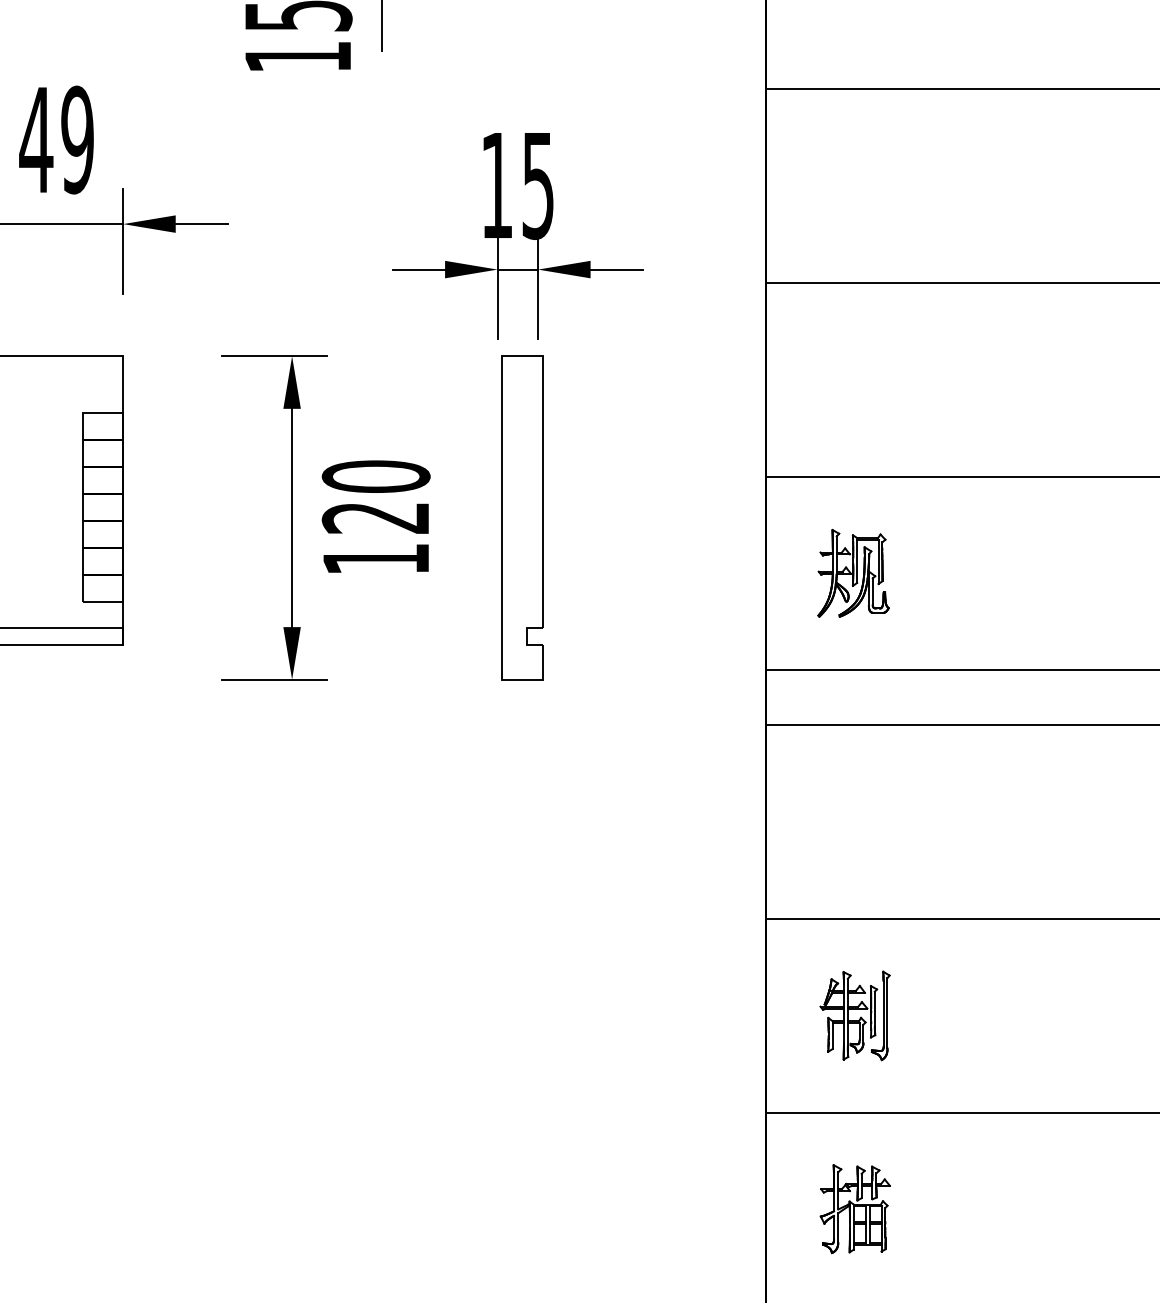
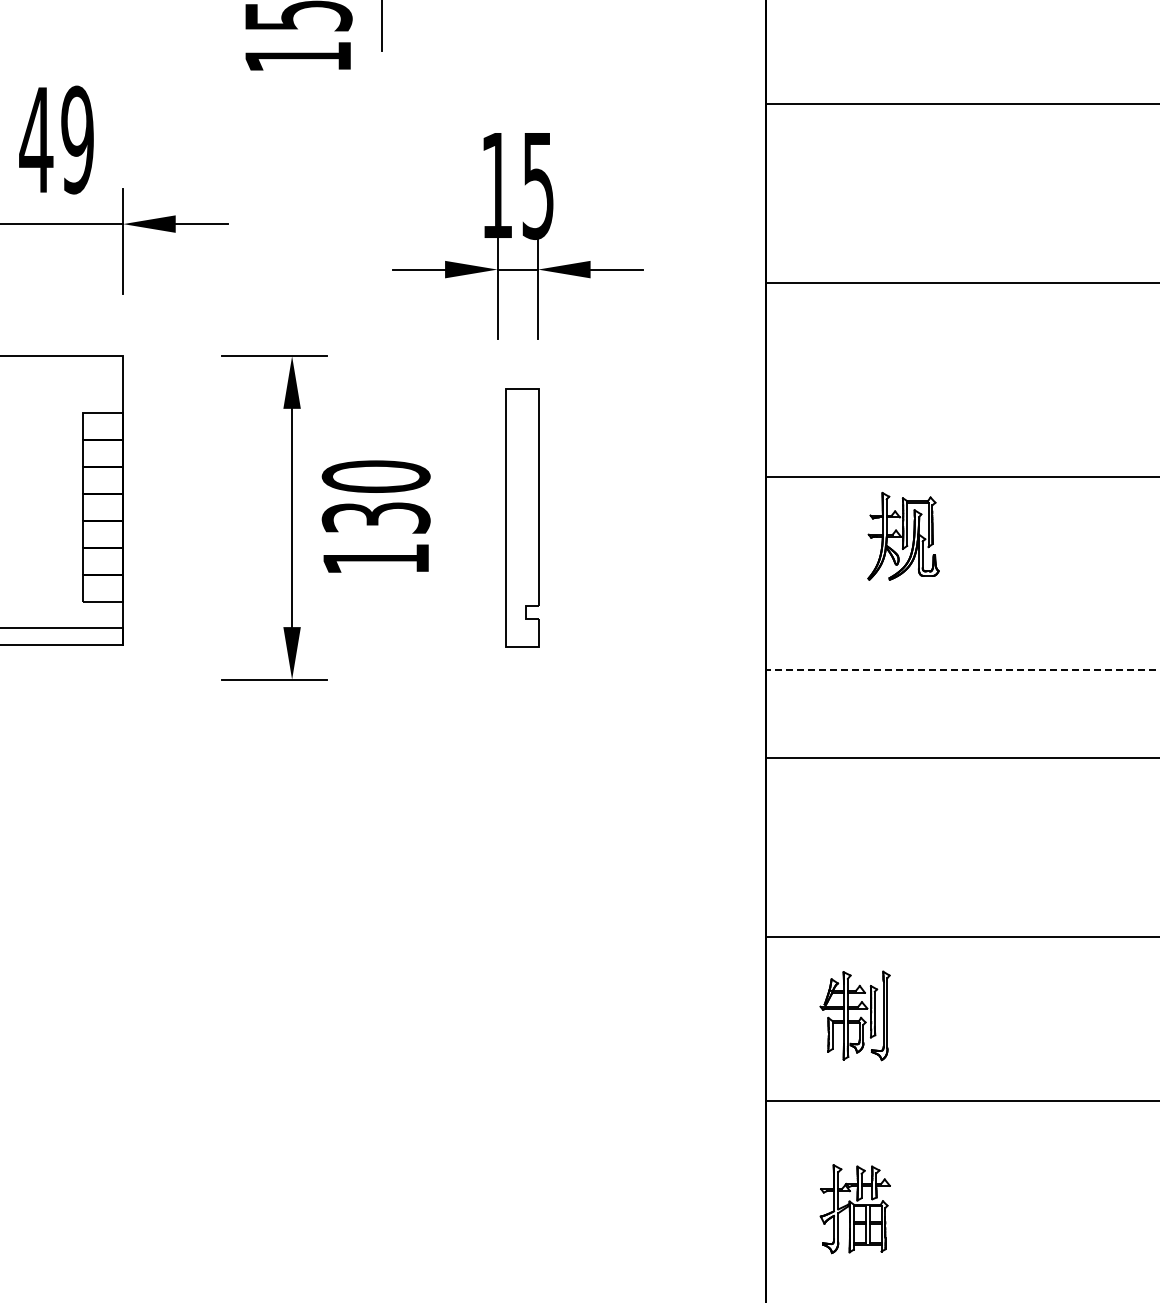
line position: (960, 89) -> (960, 104) (960, 104)
text: 120 -> 130 (376, 517)
part size: 43x326 px -> 35x260 px (522, 517)
part position: (853, 573) -> (903, 536) (903, 536)
line: solid -> dashed (962, 670)
line position: (960, 725) -> (960, 758) (960, 758)
line position: (960, 919) -> (960, 937) (960, 937)
line position: (960, 1112) -> (960, 1100) (960, 1100)
